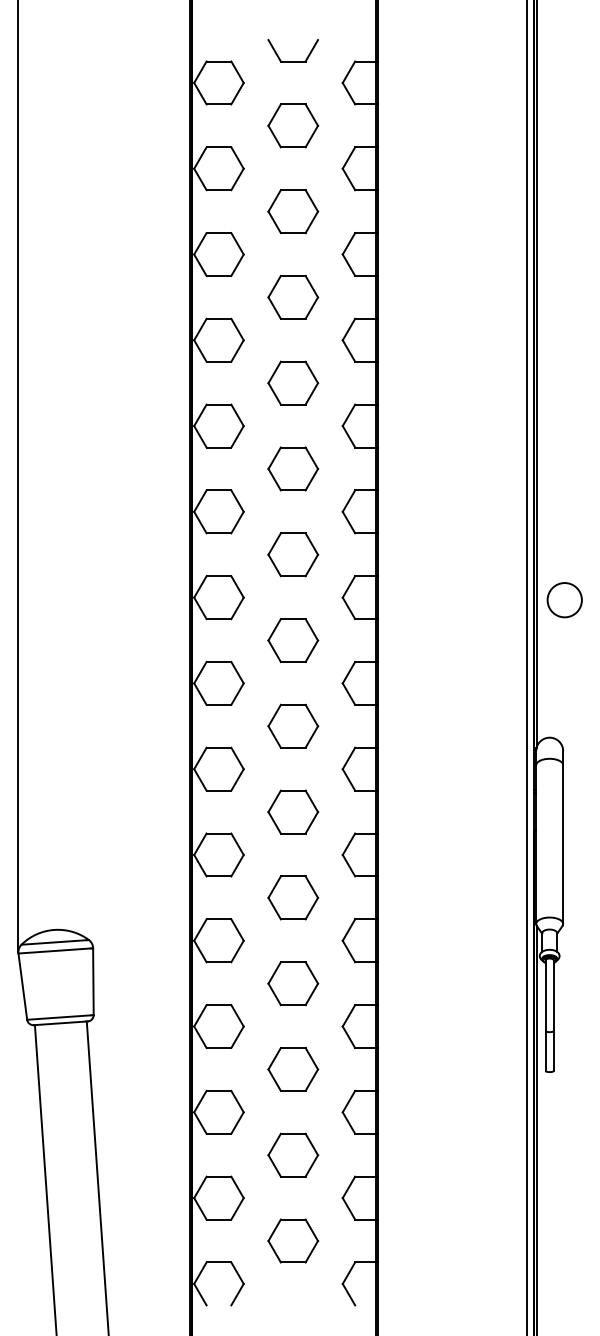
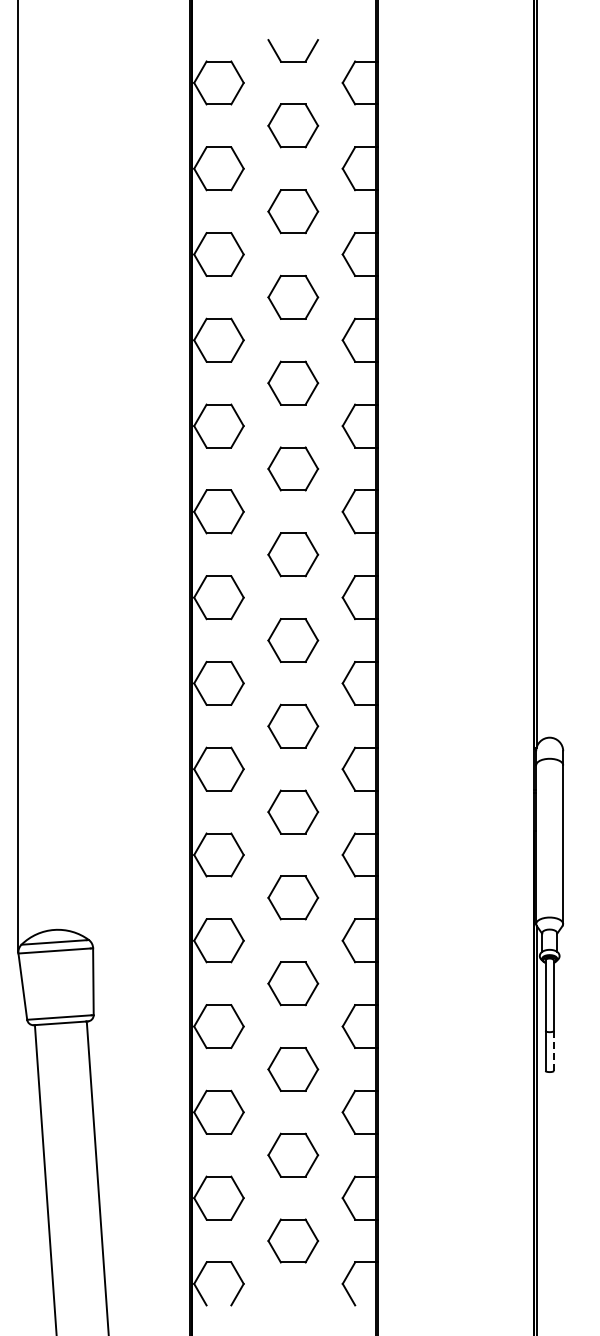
circle: present -> none (564, 600)
line: present -> none (527, 667)
line: solid -> dashed (553, 1050)
